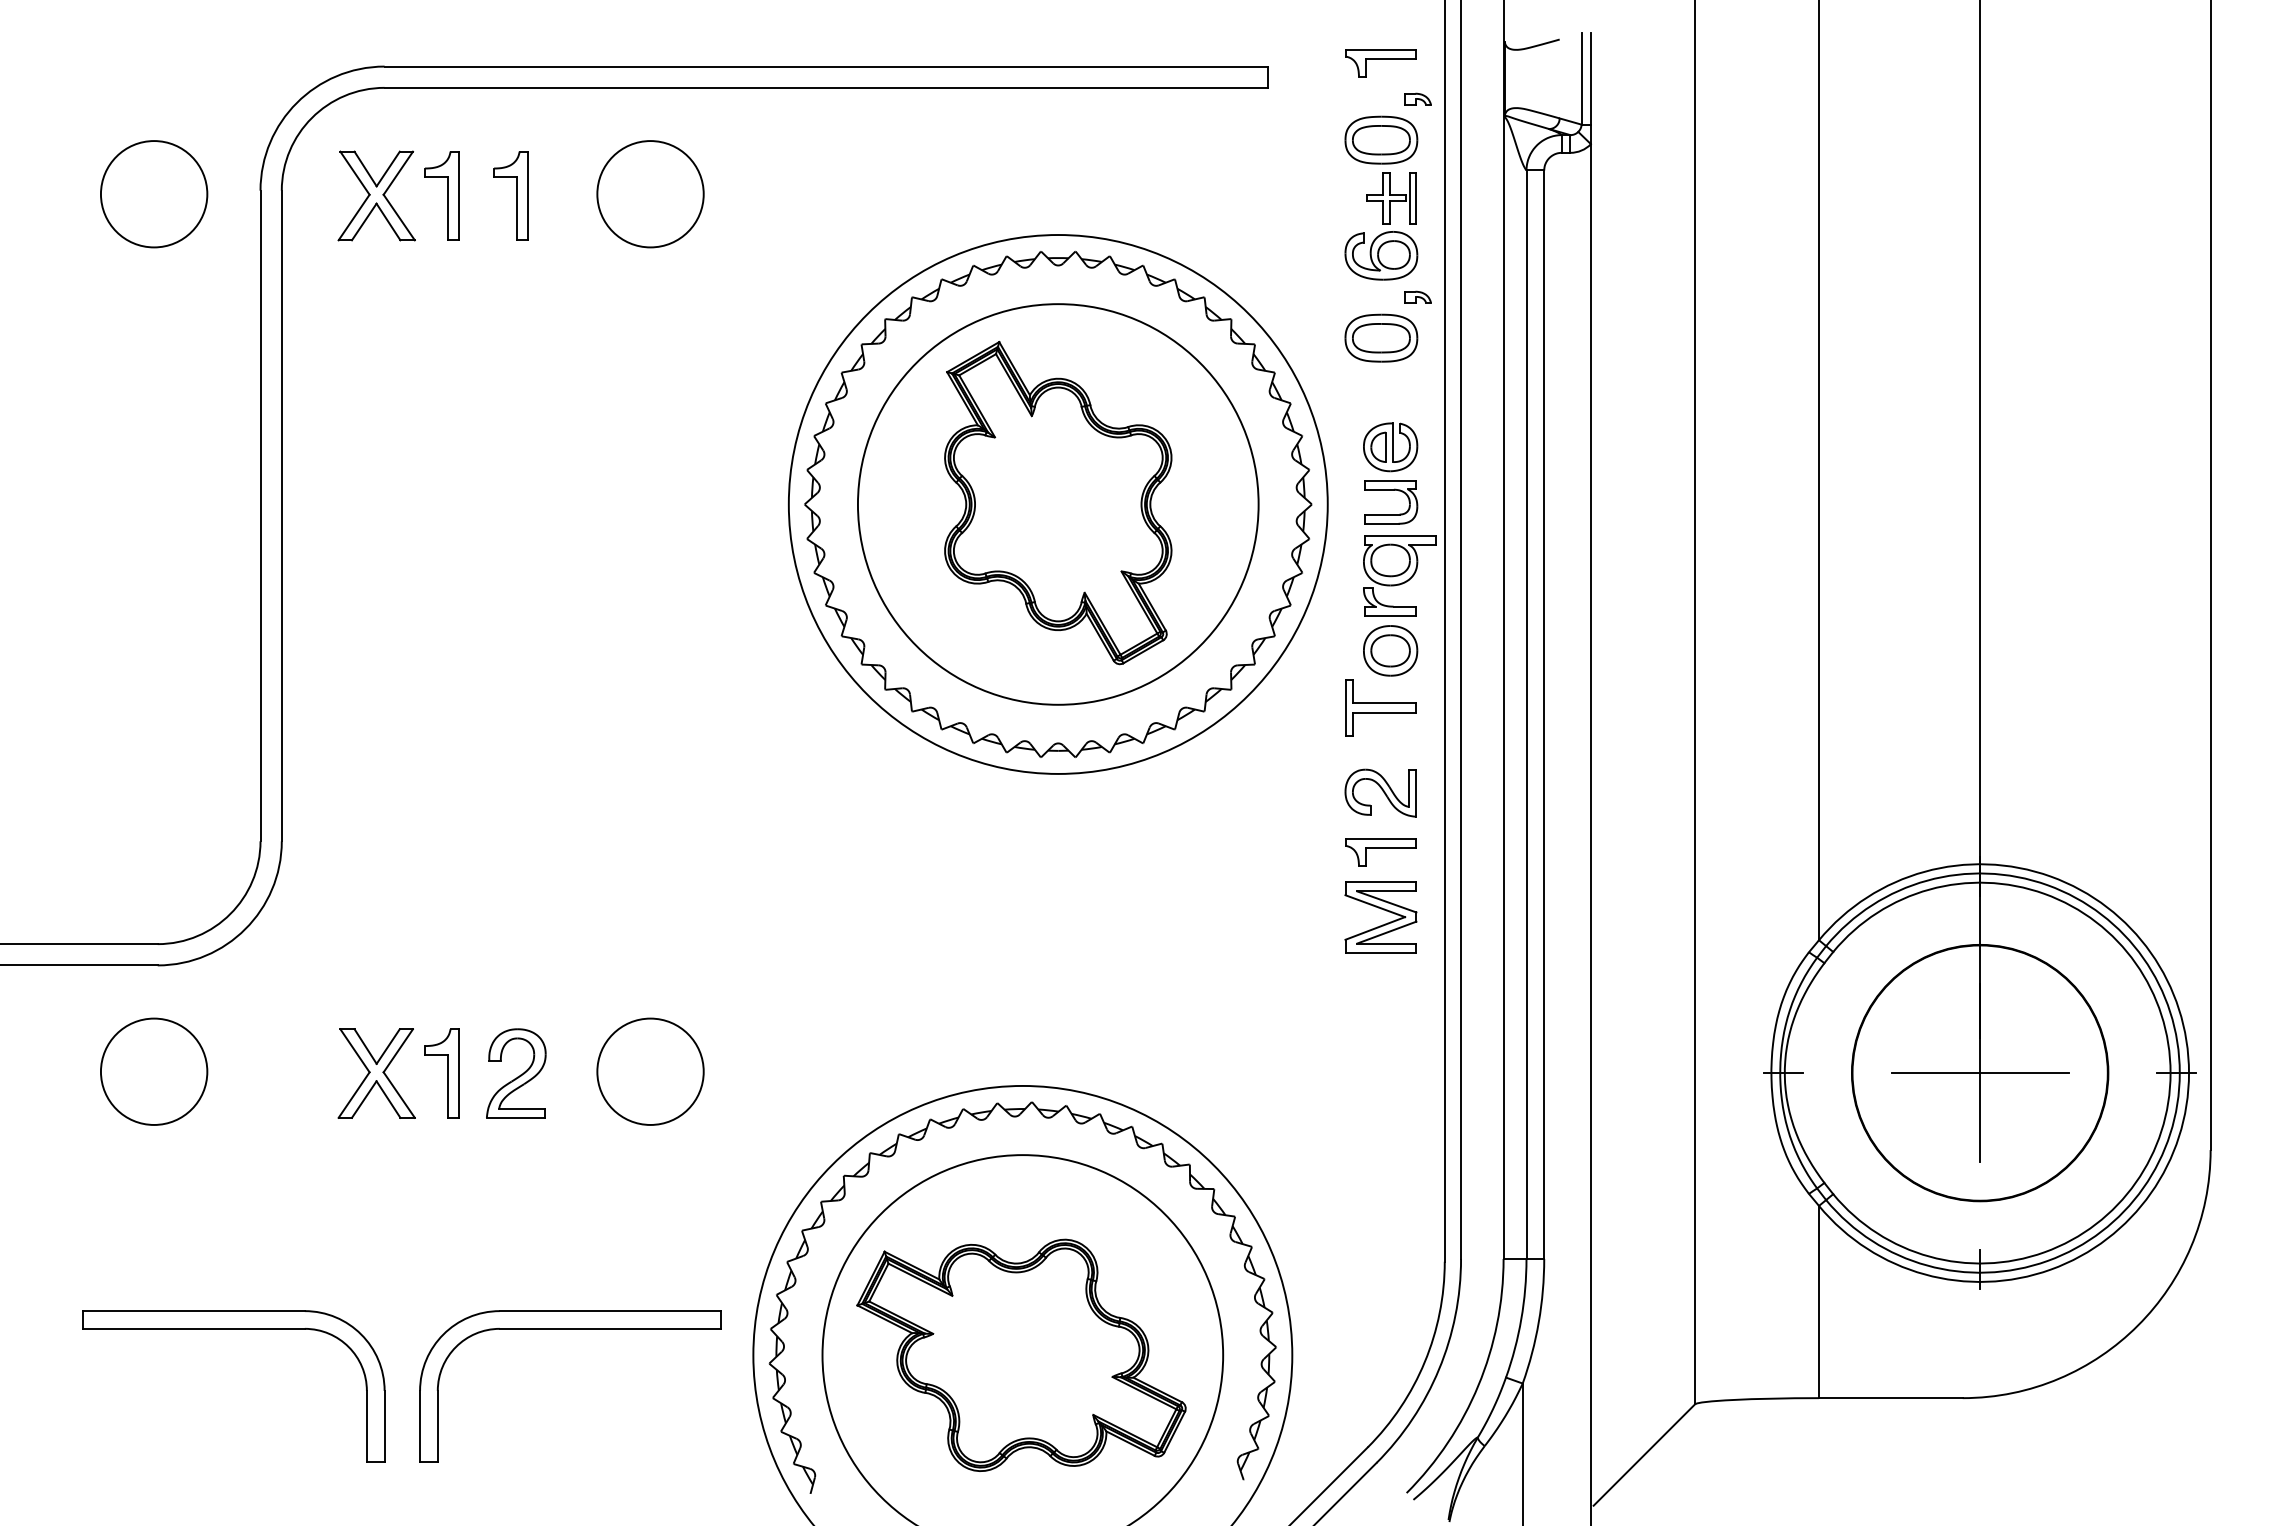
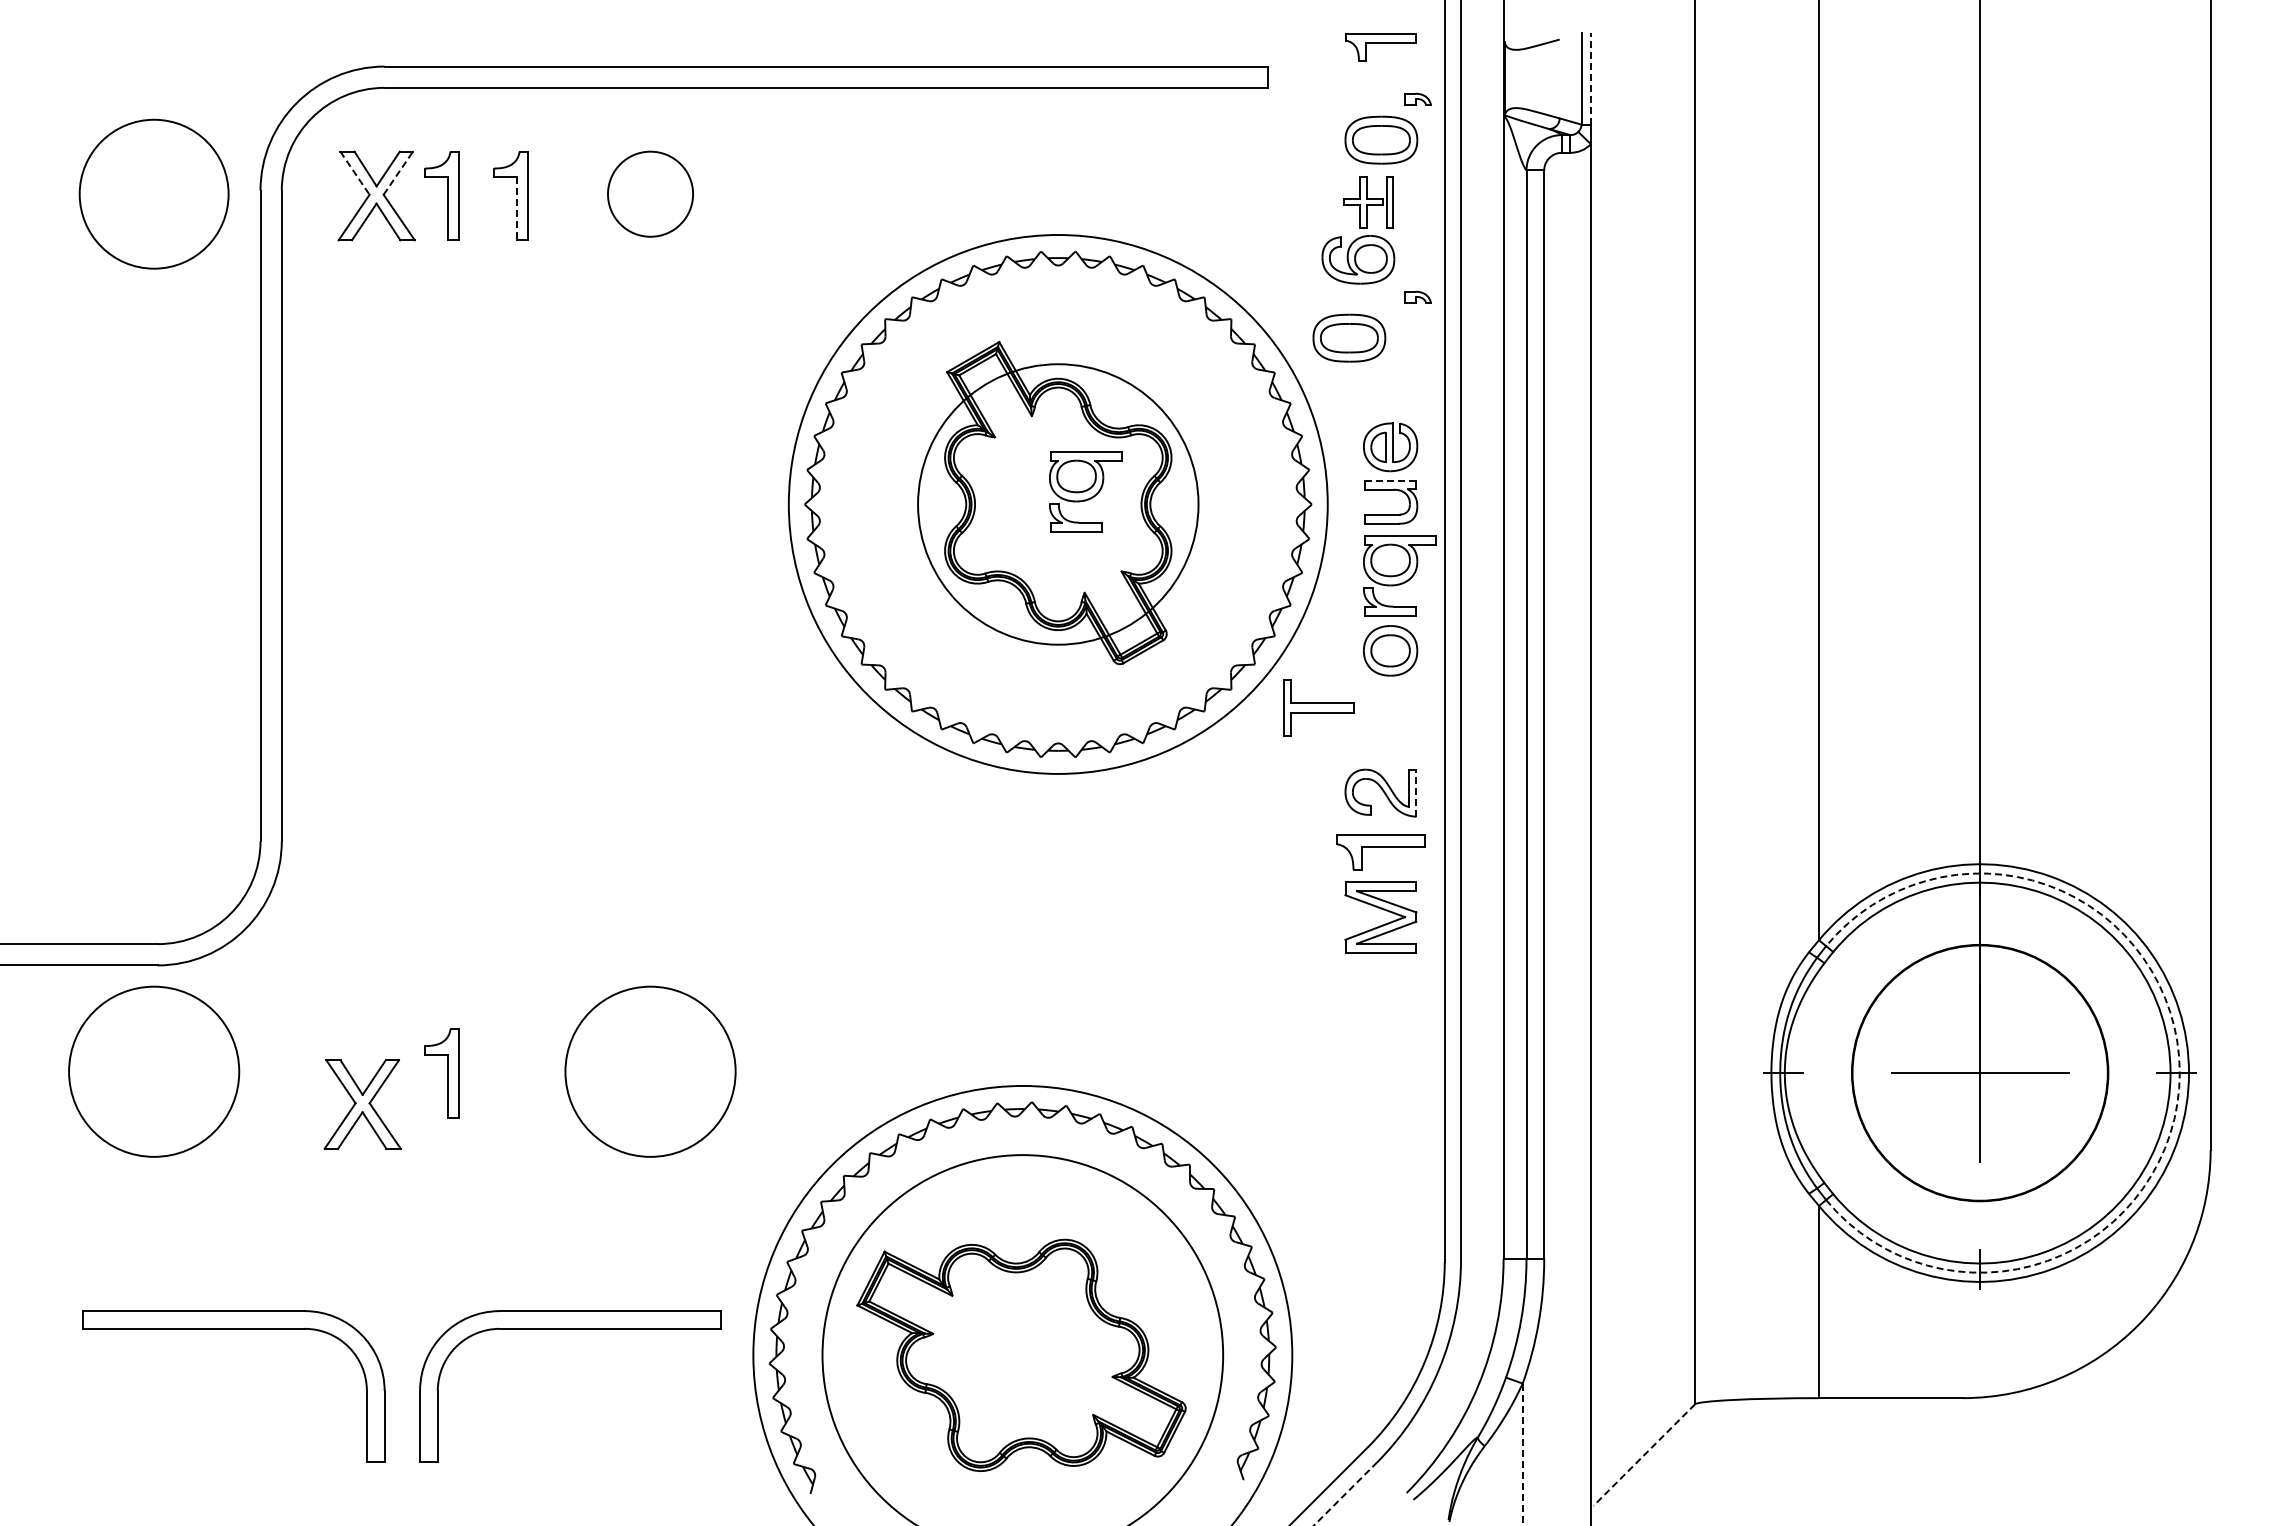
part position: (1380, 63) -> (1380, 47) (1380, 47)
line: solid -> dashed (1590, 78)
line: solid -> dashed (398, 172)
line: solid -> dashed (355, 173)
circle diameter: 106 px -> 149 px (153, 193)
circle diameter: 106 px -> 85 px (650, 193)
line: solid -> dashed (516, 208)
part position: (1381, 226) -> (1358, 230) (1358, 230)
part position: (1381, 337) -> (1349, 337) (1349, 337)
line: solid -> dashed (1390, 480)
part: none -> present (1085, 491)
circle diameter: 401 px -> 280 px (1058, 504)
part position: (1380, 707) -> (1318, 707) (1318, 707)
line: solid -> dashed (1416, 793)
part size: 72x29 px -> 90x37 px (1380, 852)
circle diameter: 106 px -> 170 px (154, 1071)
circle diameter: 106 px -> 170 px (650, 1071)
part position: (376, 1073) -> (362, 1104) (362, 1104)
part: present -> none (516, 1073)
arc: solid -> dashed (2179, 1073)
line: solid -> dashed (1522, 1454)
line: solid -> dashed (1644, 1455)
line: solid -> dashed (1345, 1494)
